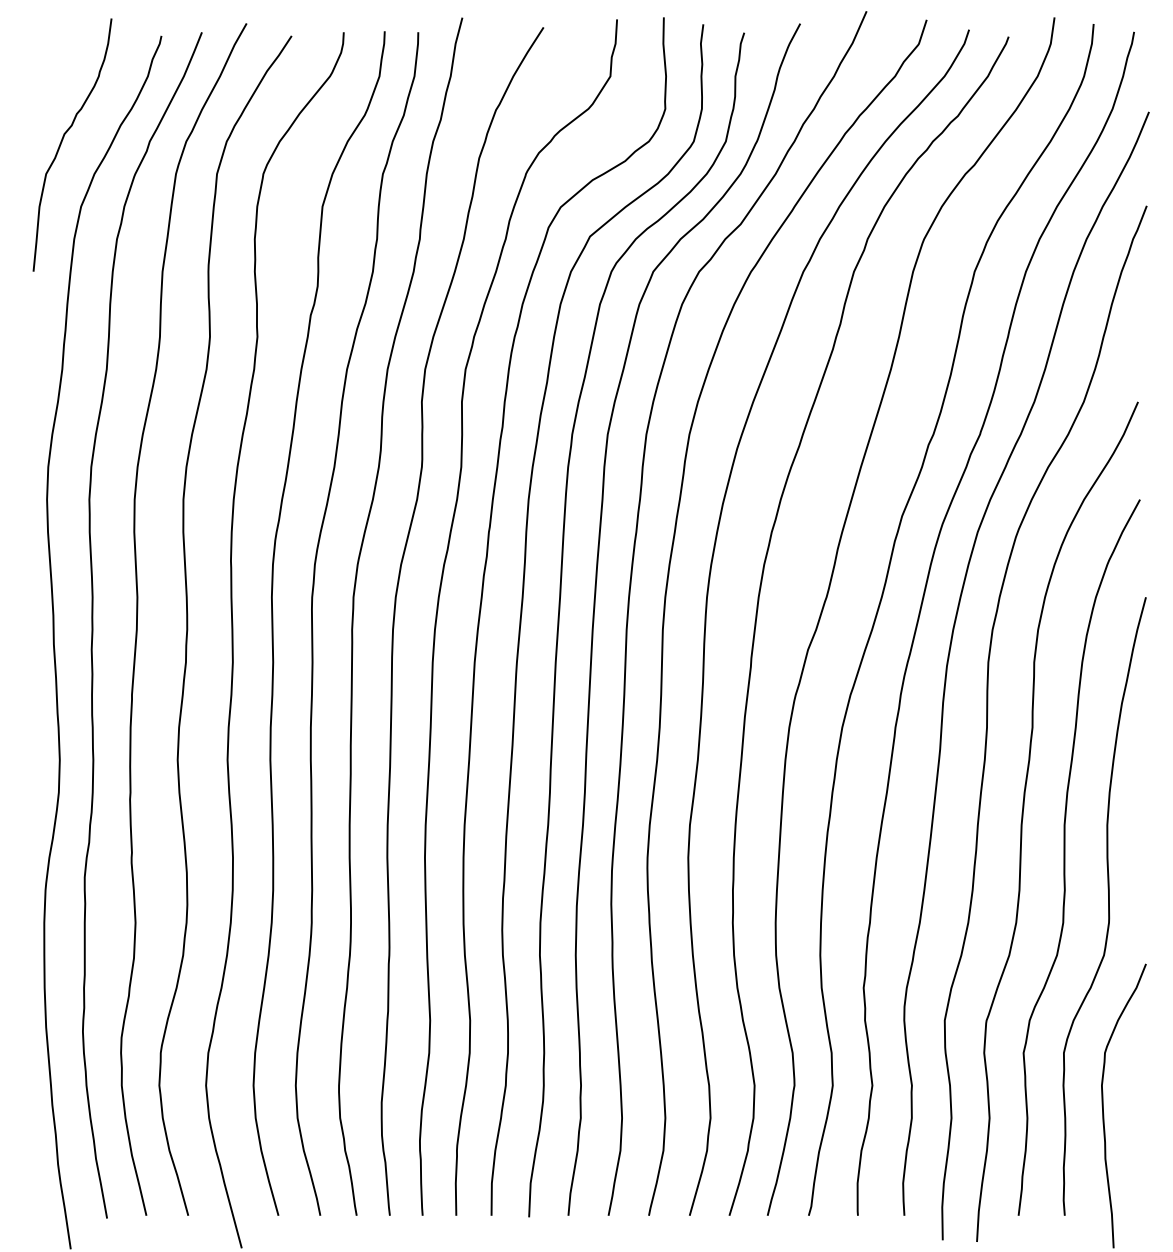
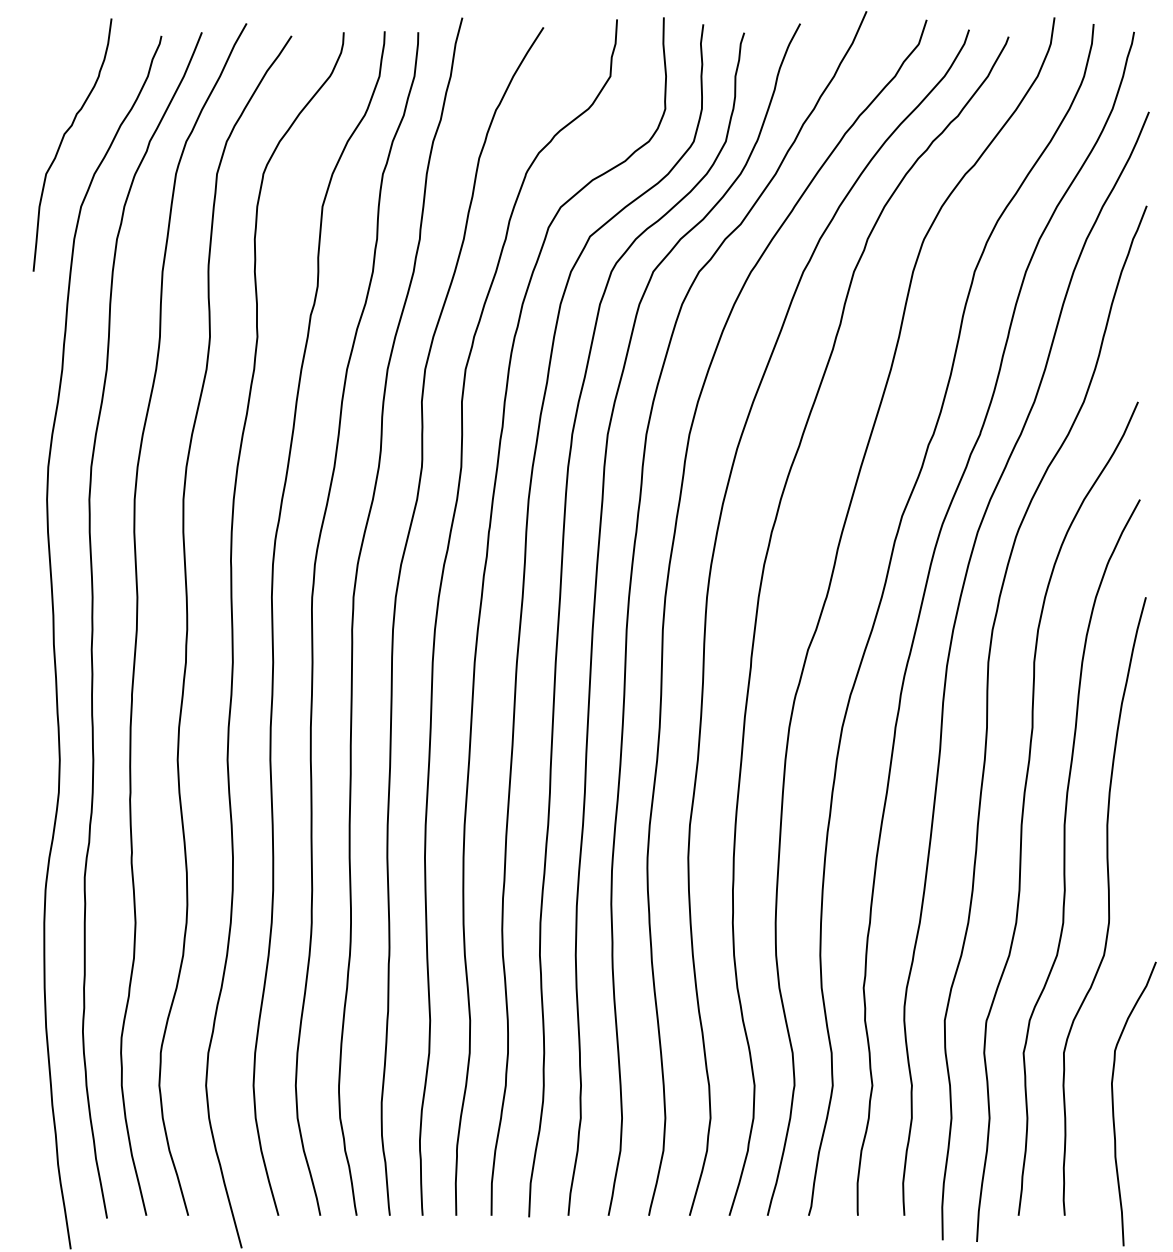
curve position: (1103, 1105) -> (1113, 1103) (1113, 1103)
